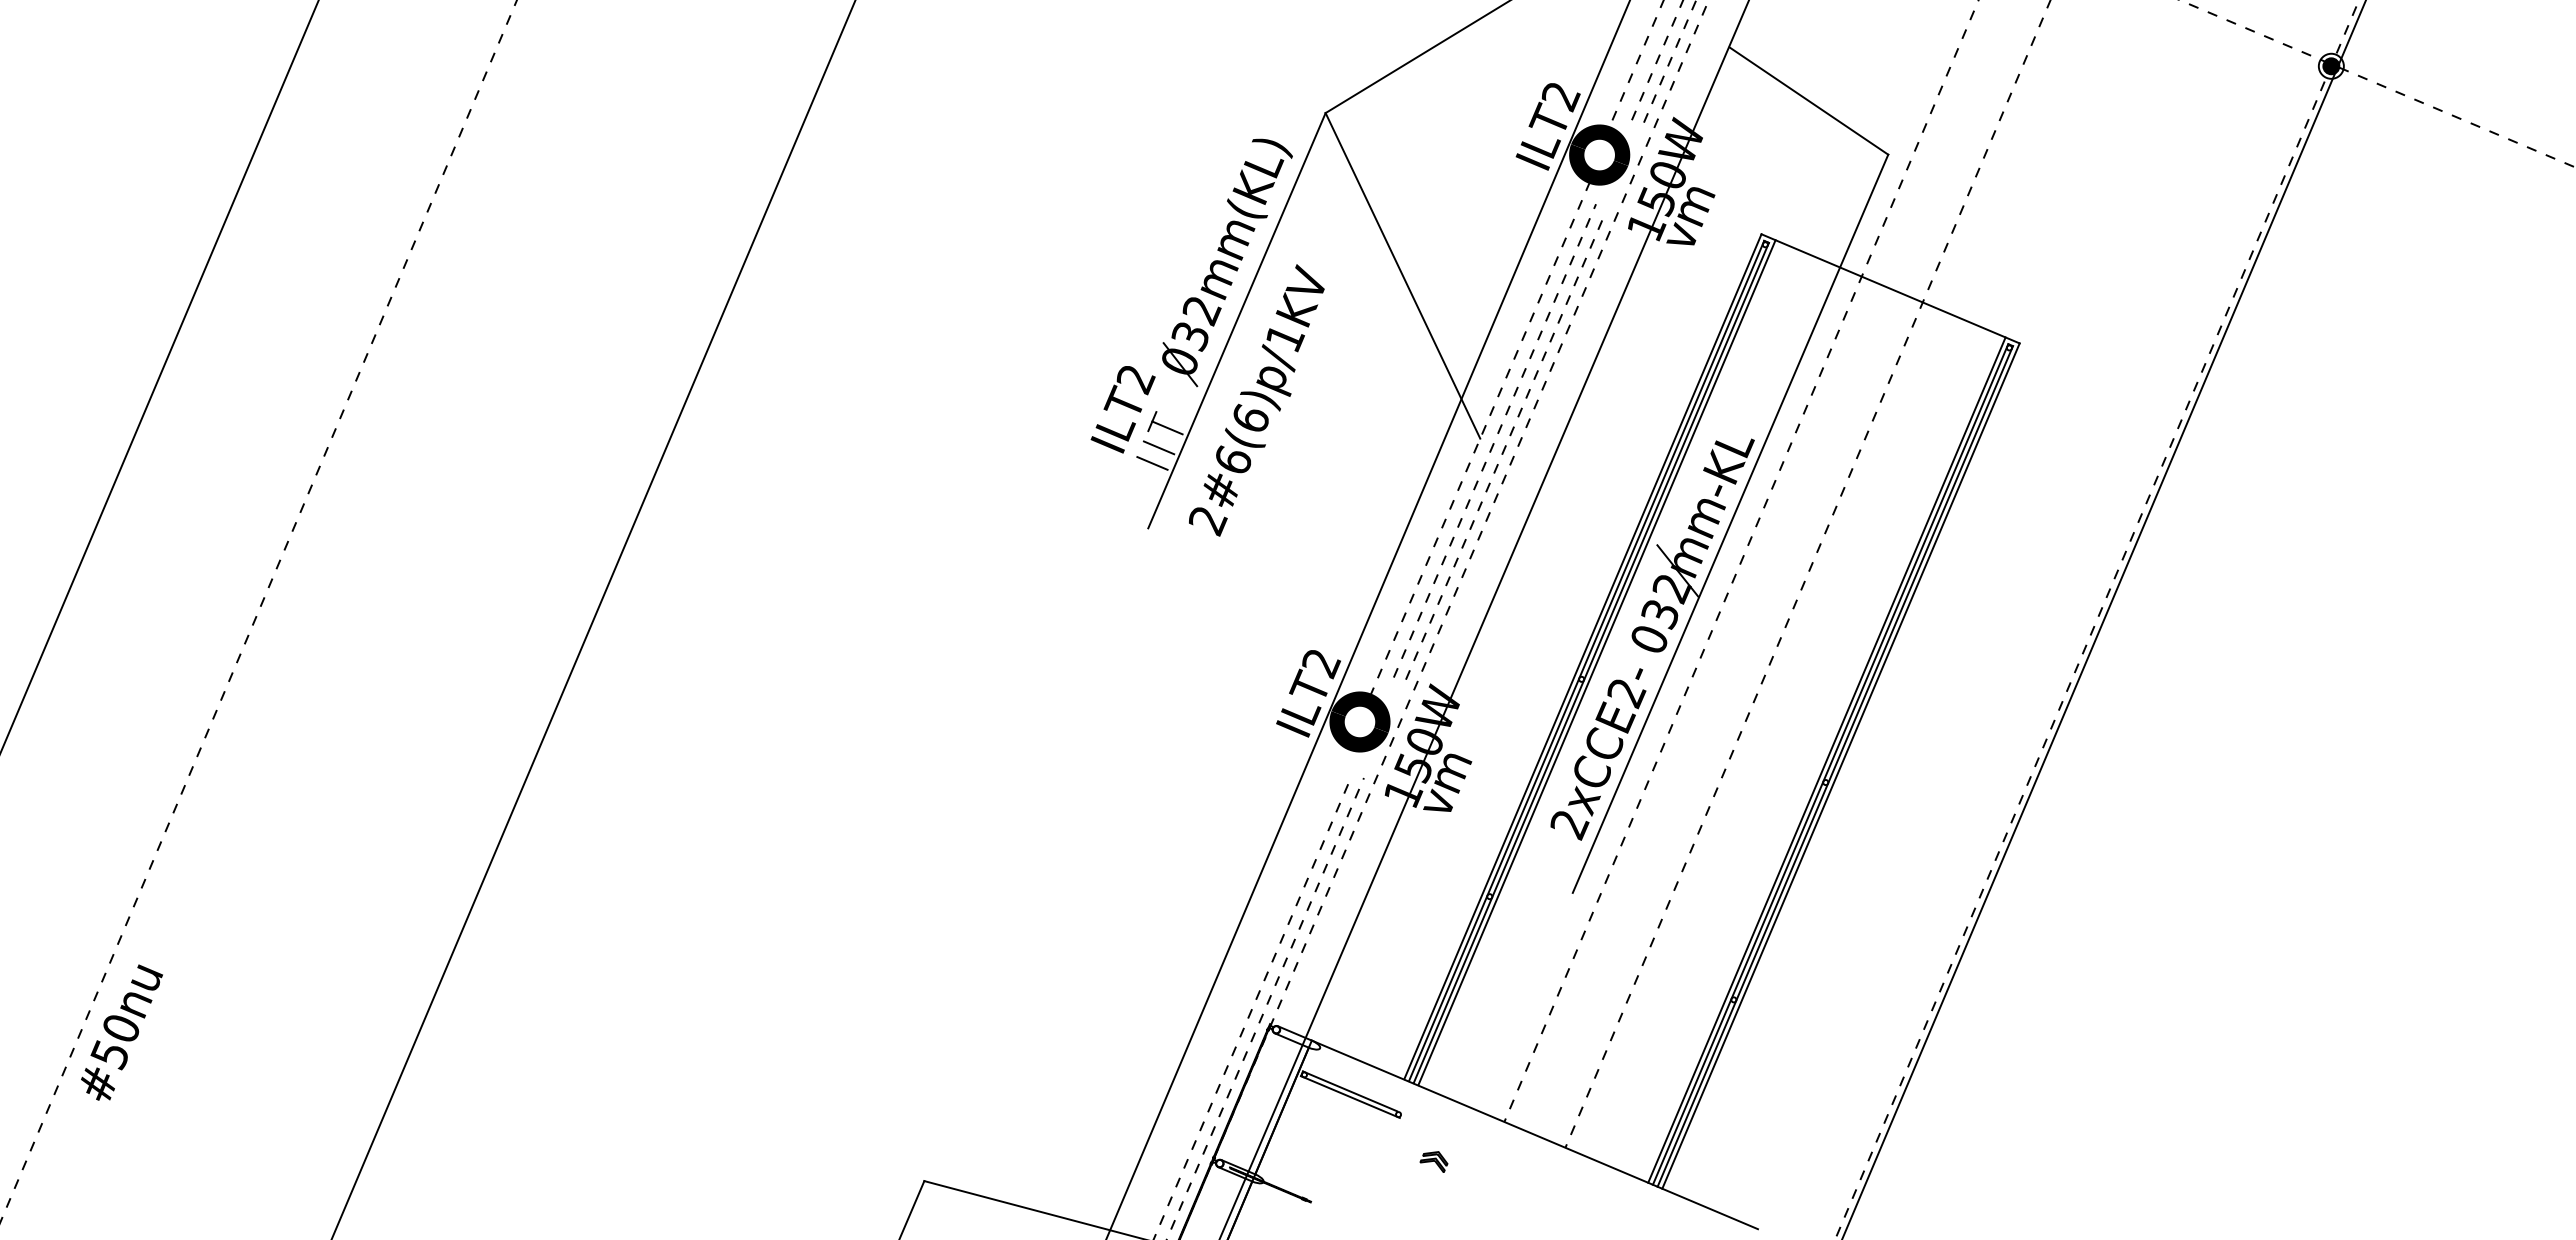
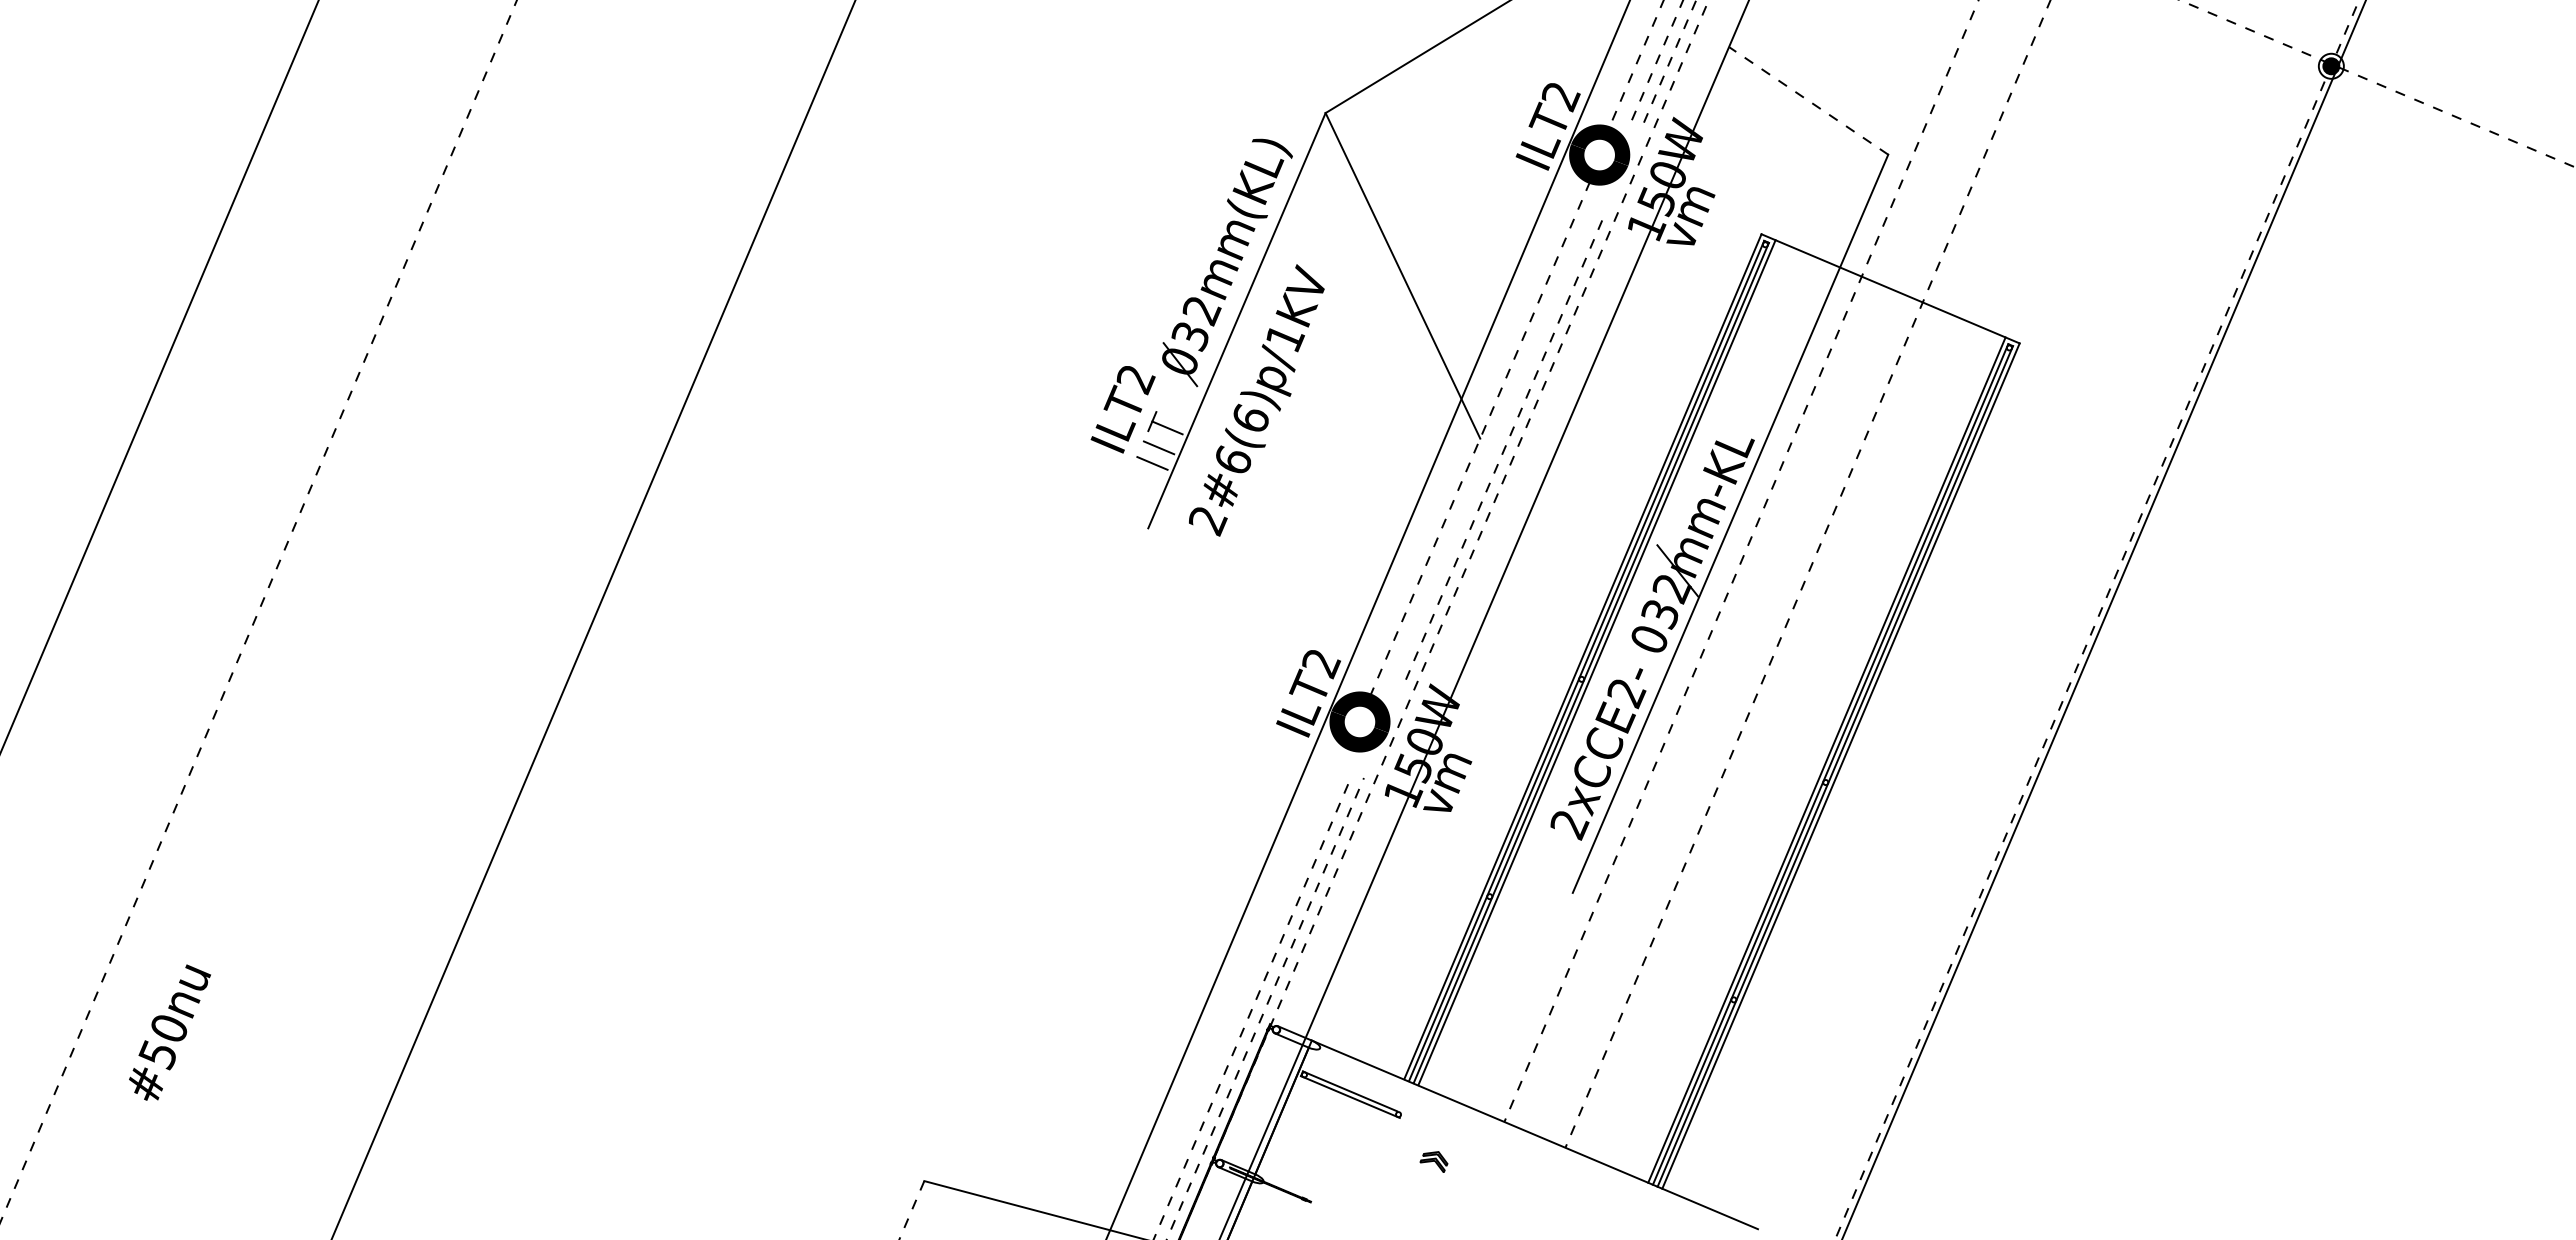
line: solid -> dashed (1808, 101)
line: present -> none (1494, 443)
text position: (121, 1032) -> (169, 1032) (169, 1032)
line: solid -> dashed (911, 1210)
